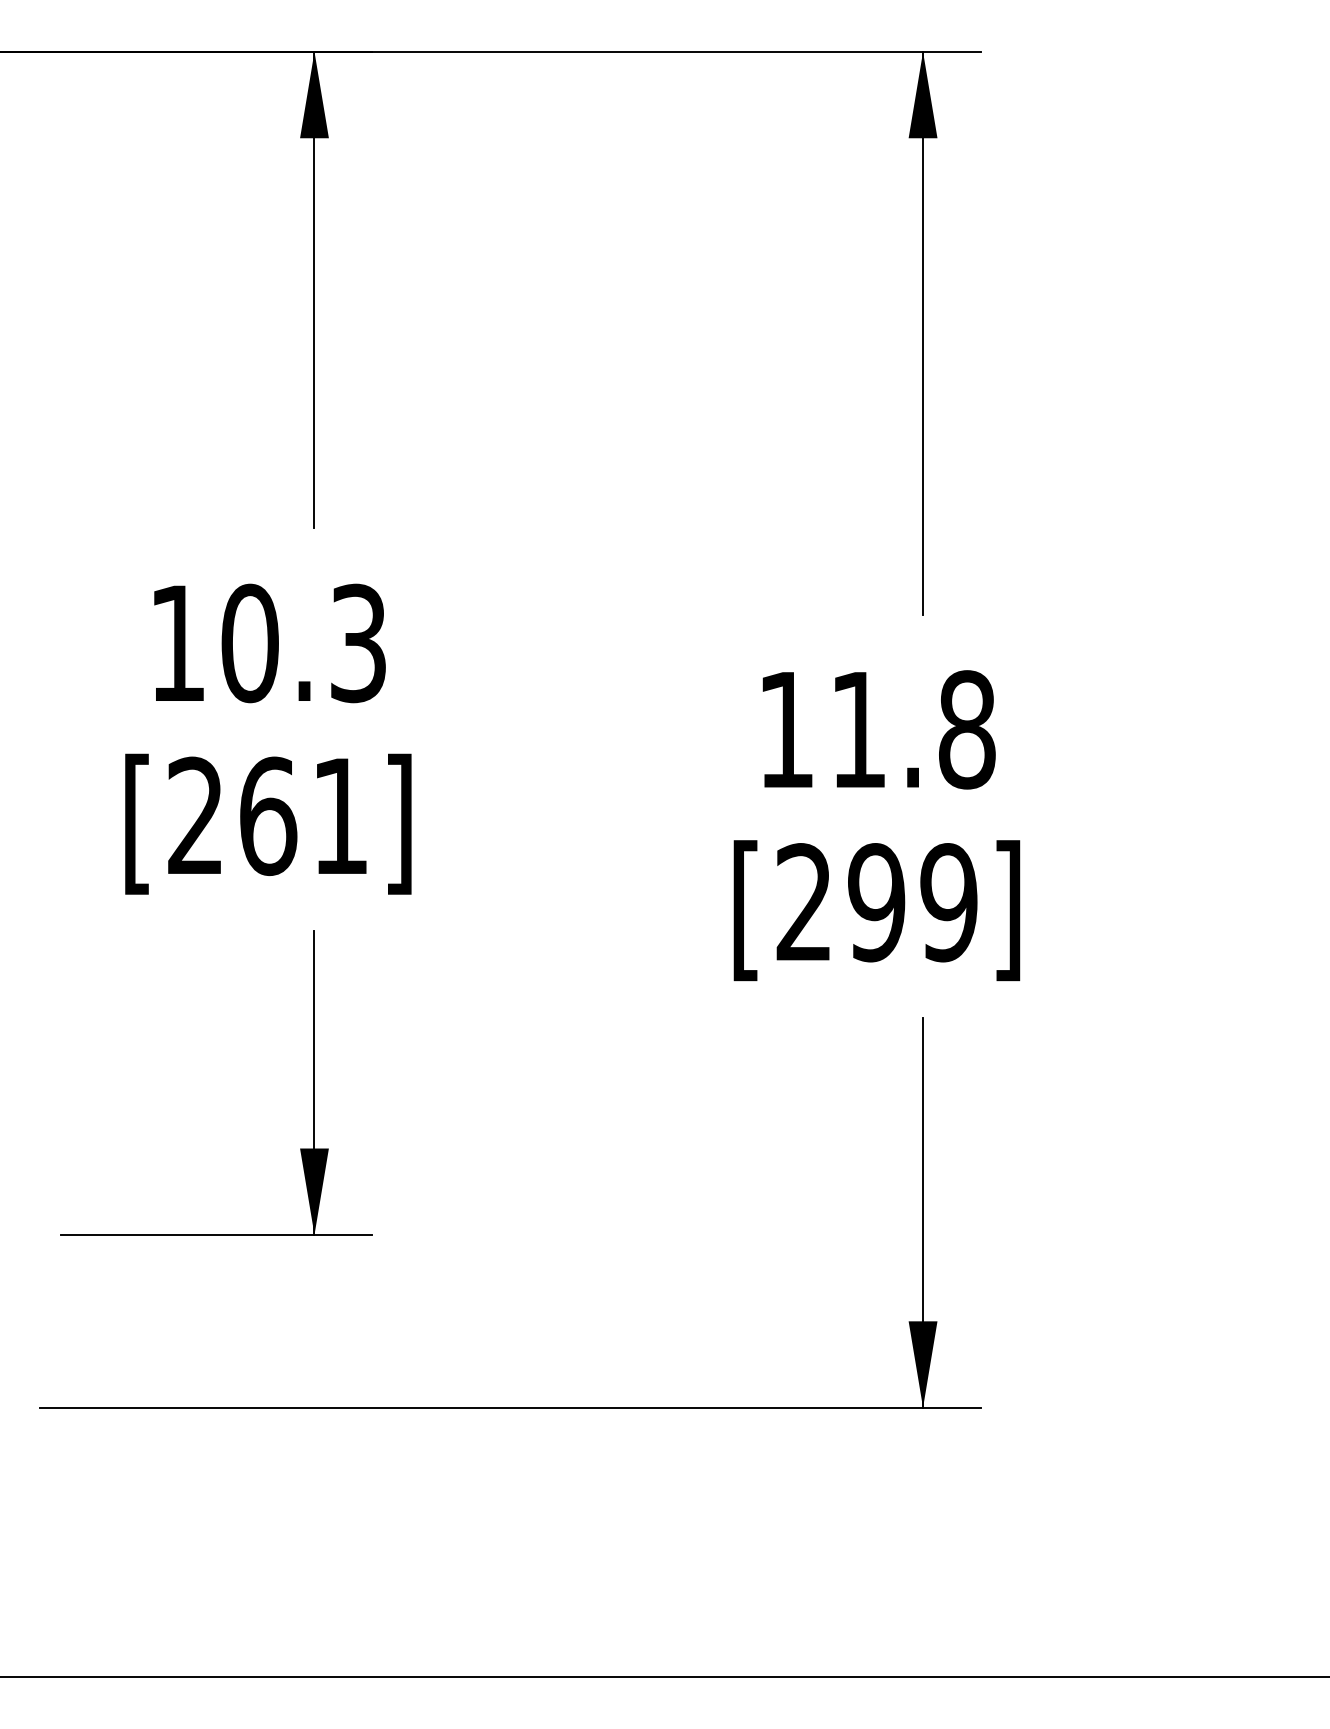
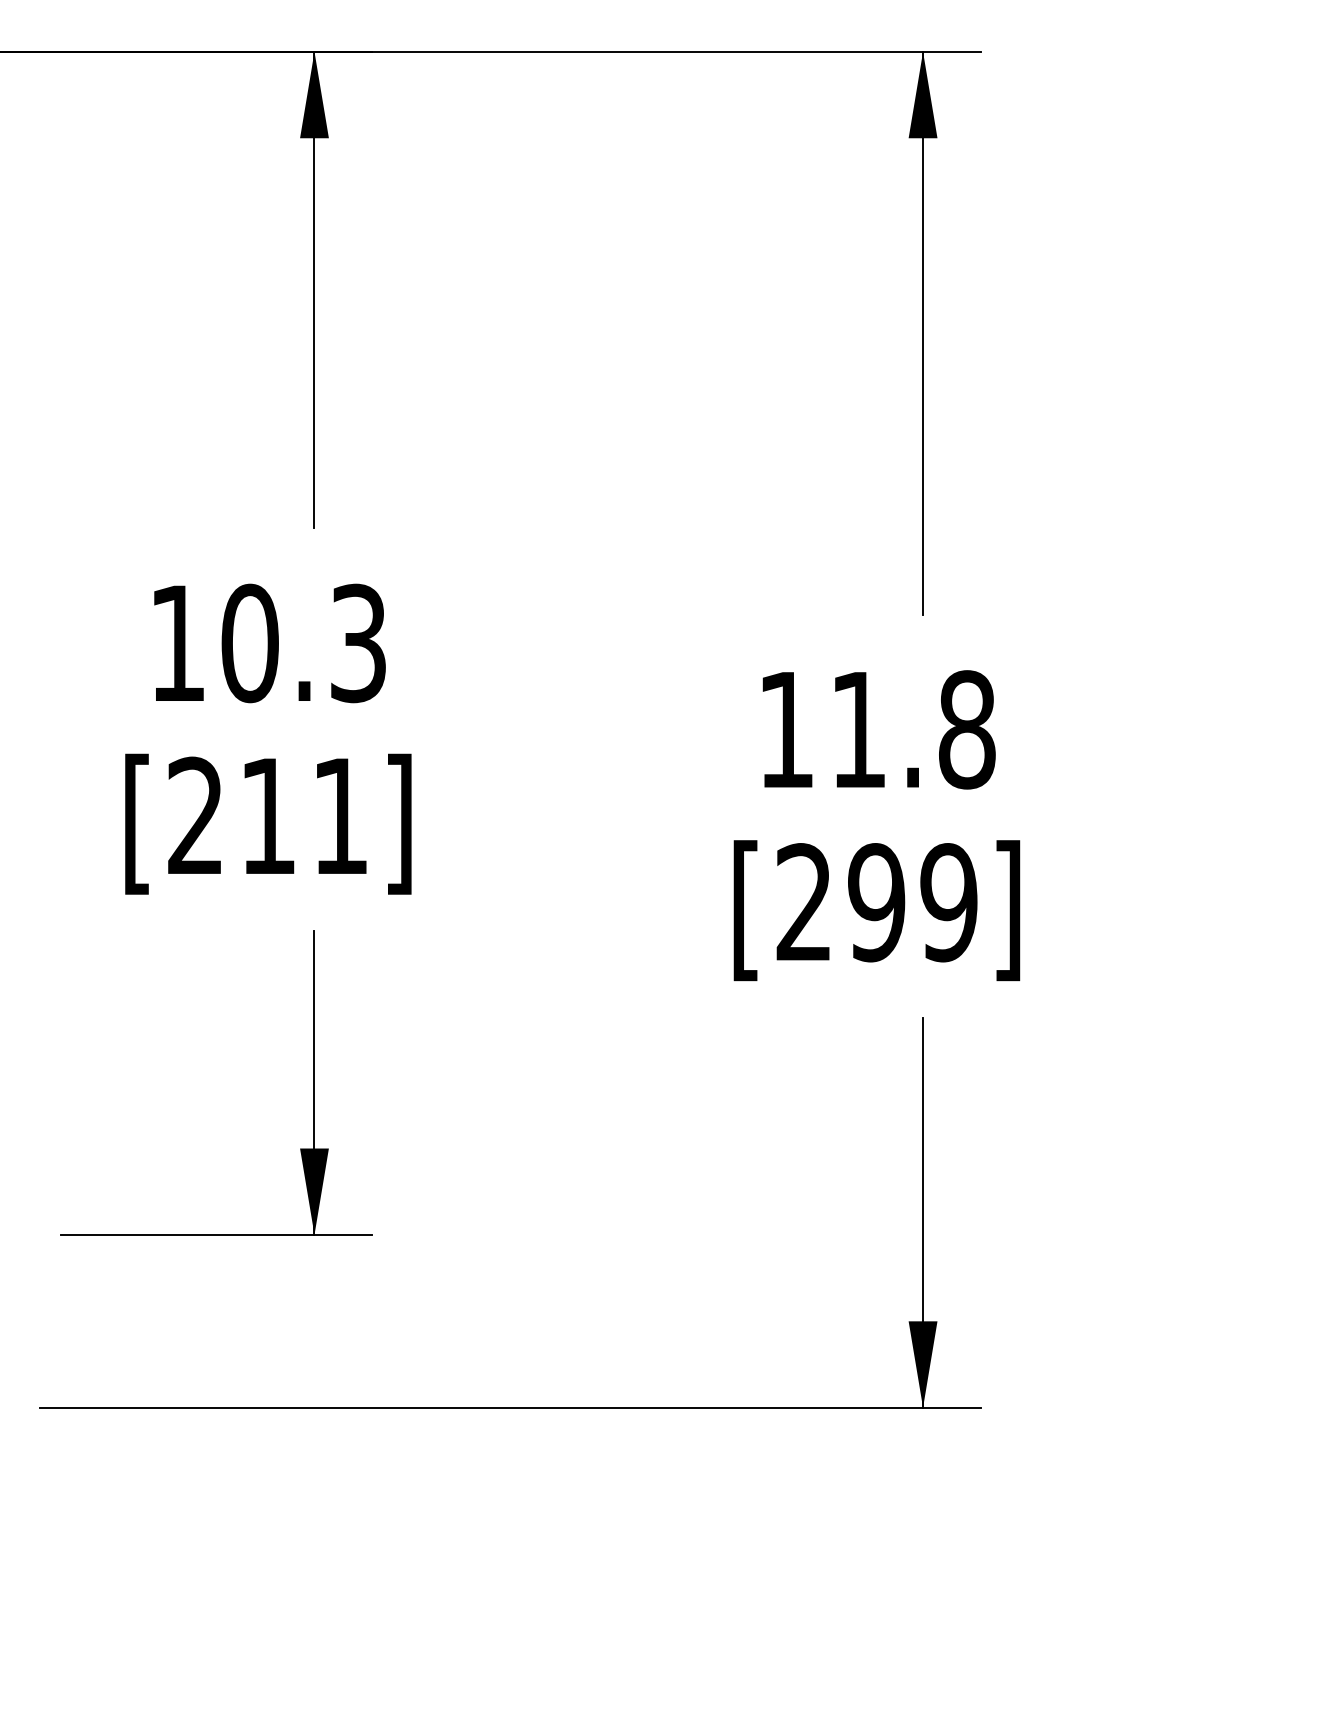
text: [261] -> [211] (268, 816)
line: present -> none (664, 1677)
